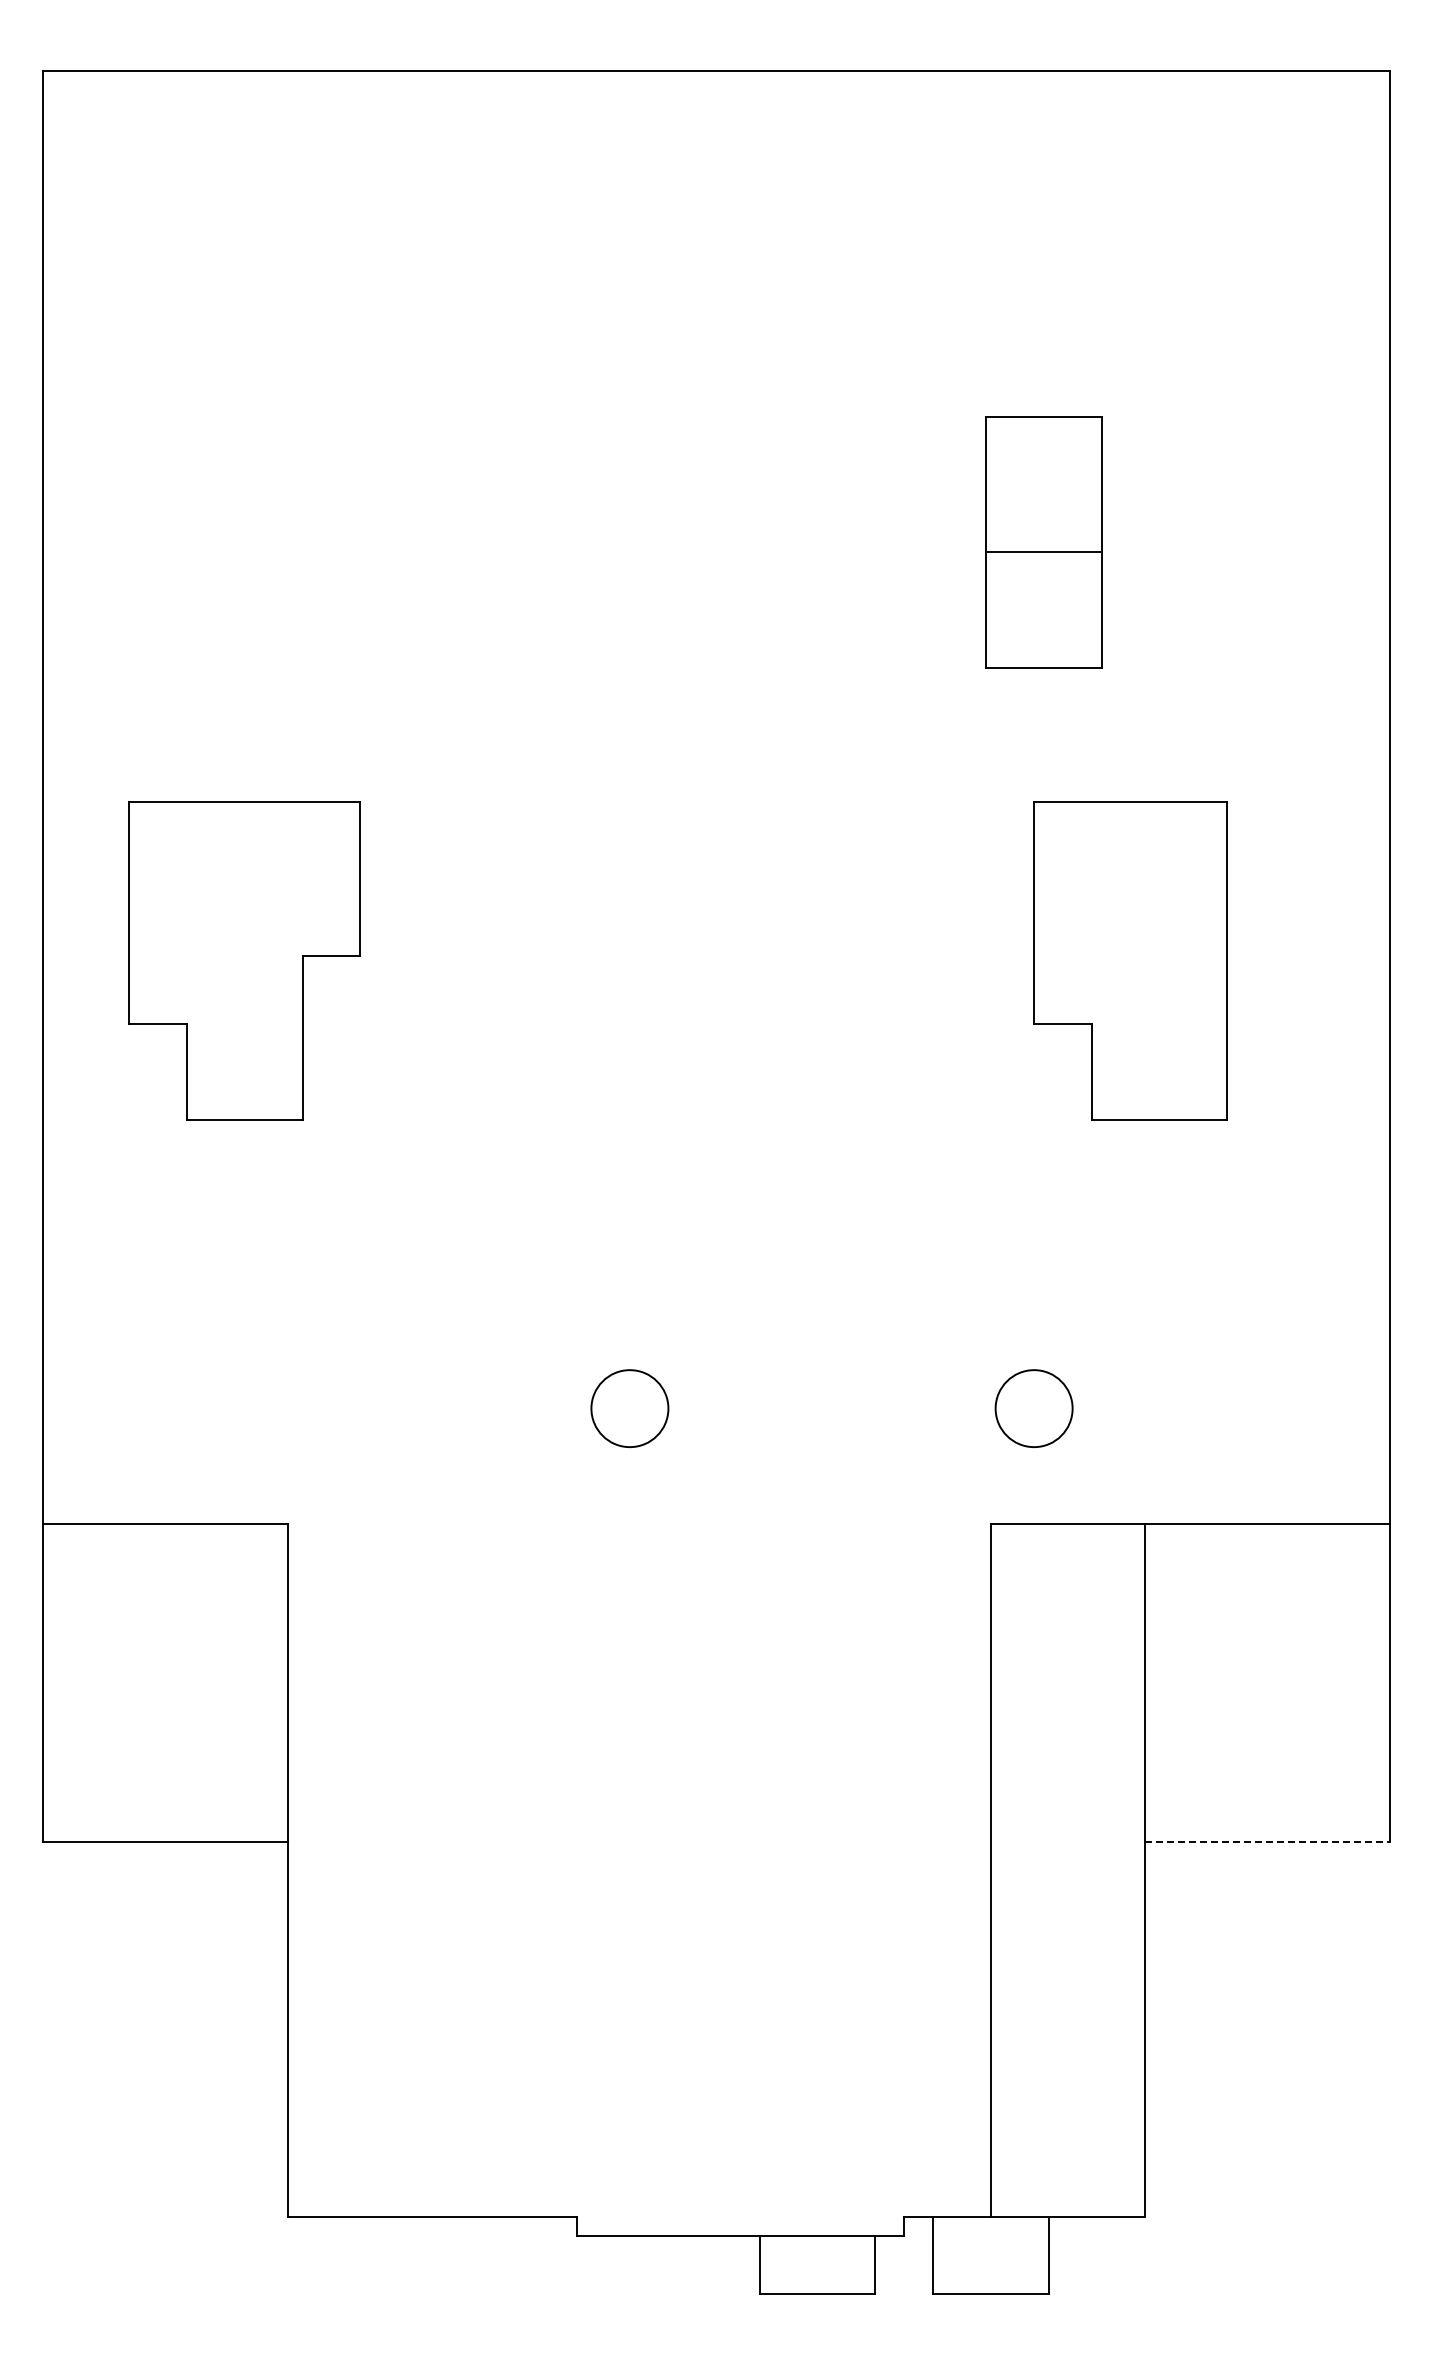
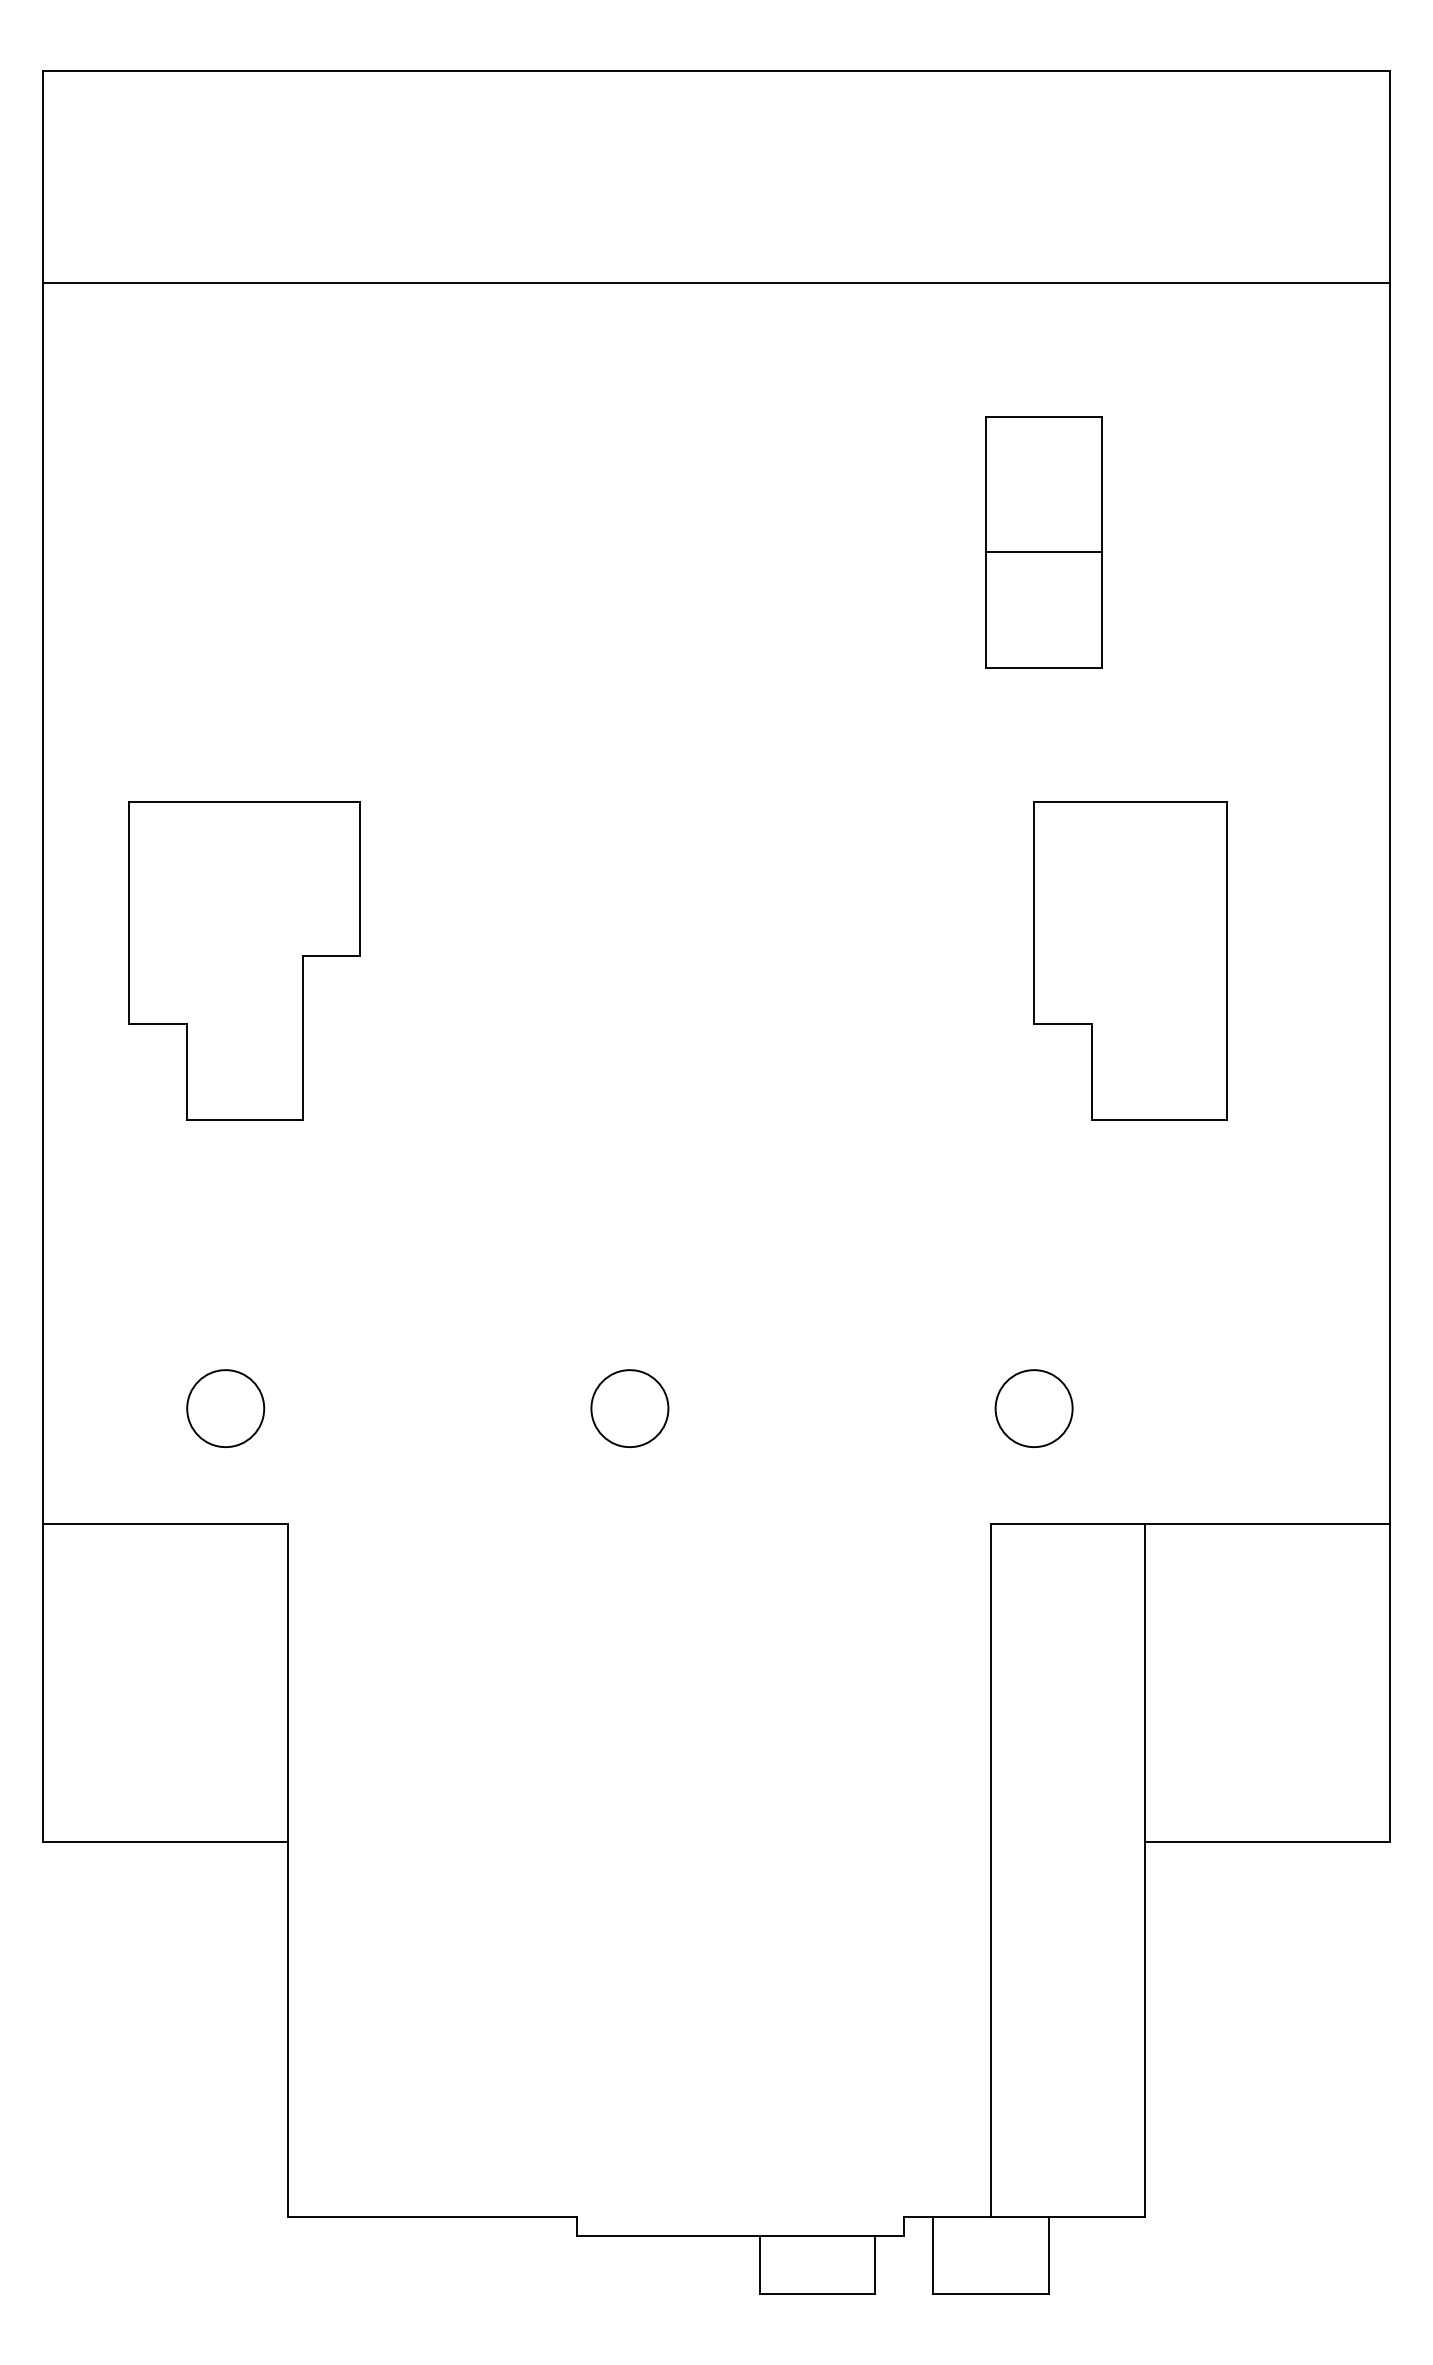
line: none -> present (716, 282)
circle: none -> present (225, 1408)
line: dashed -> solid (1267, 1841)
